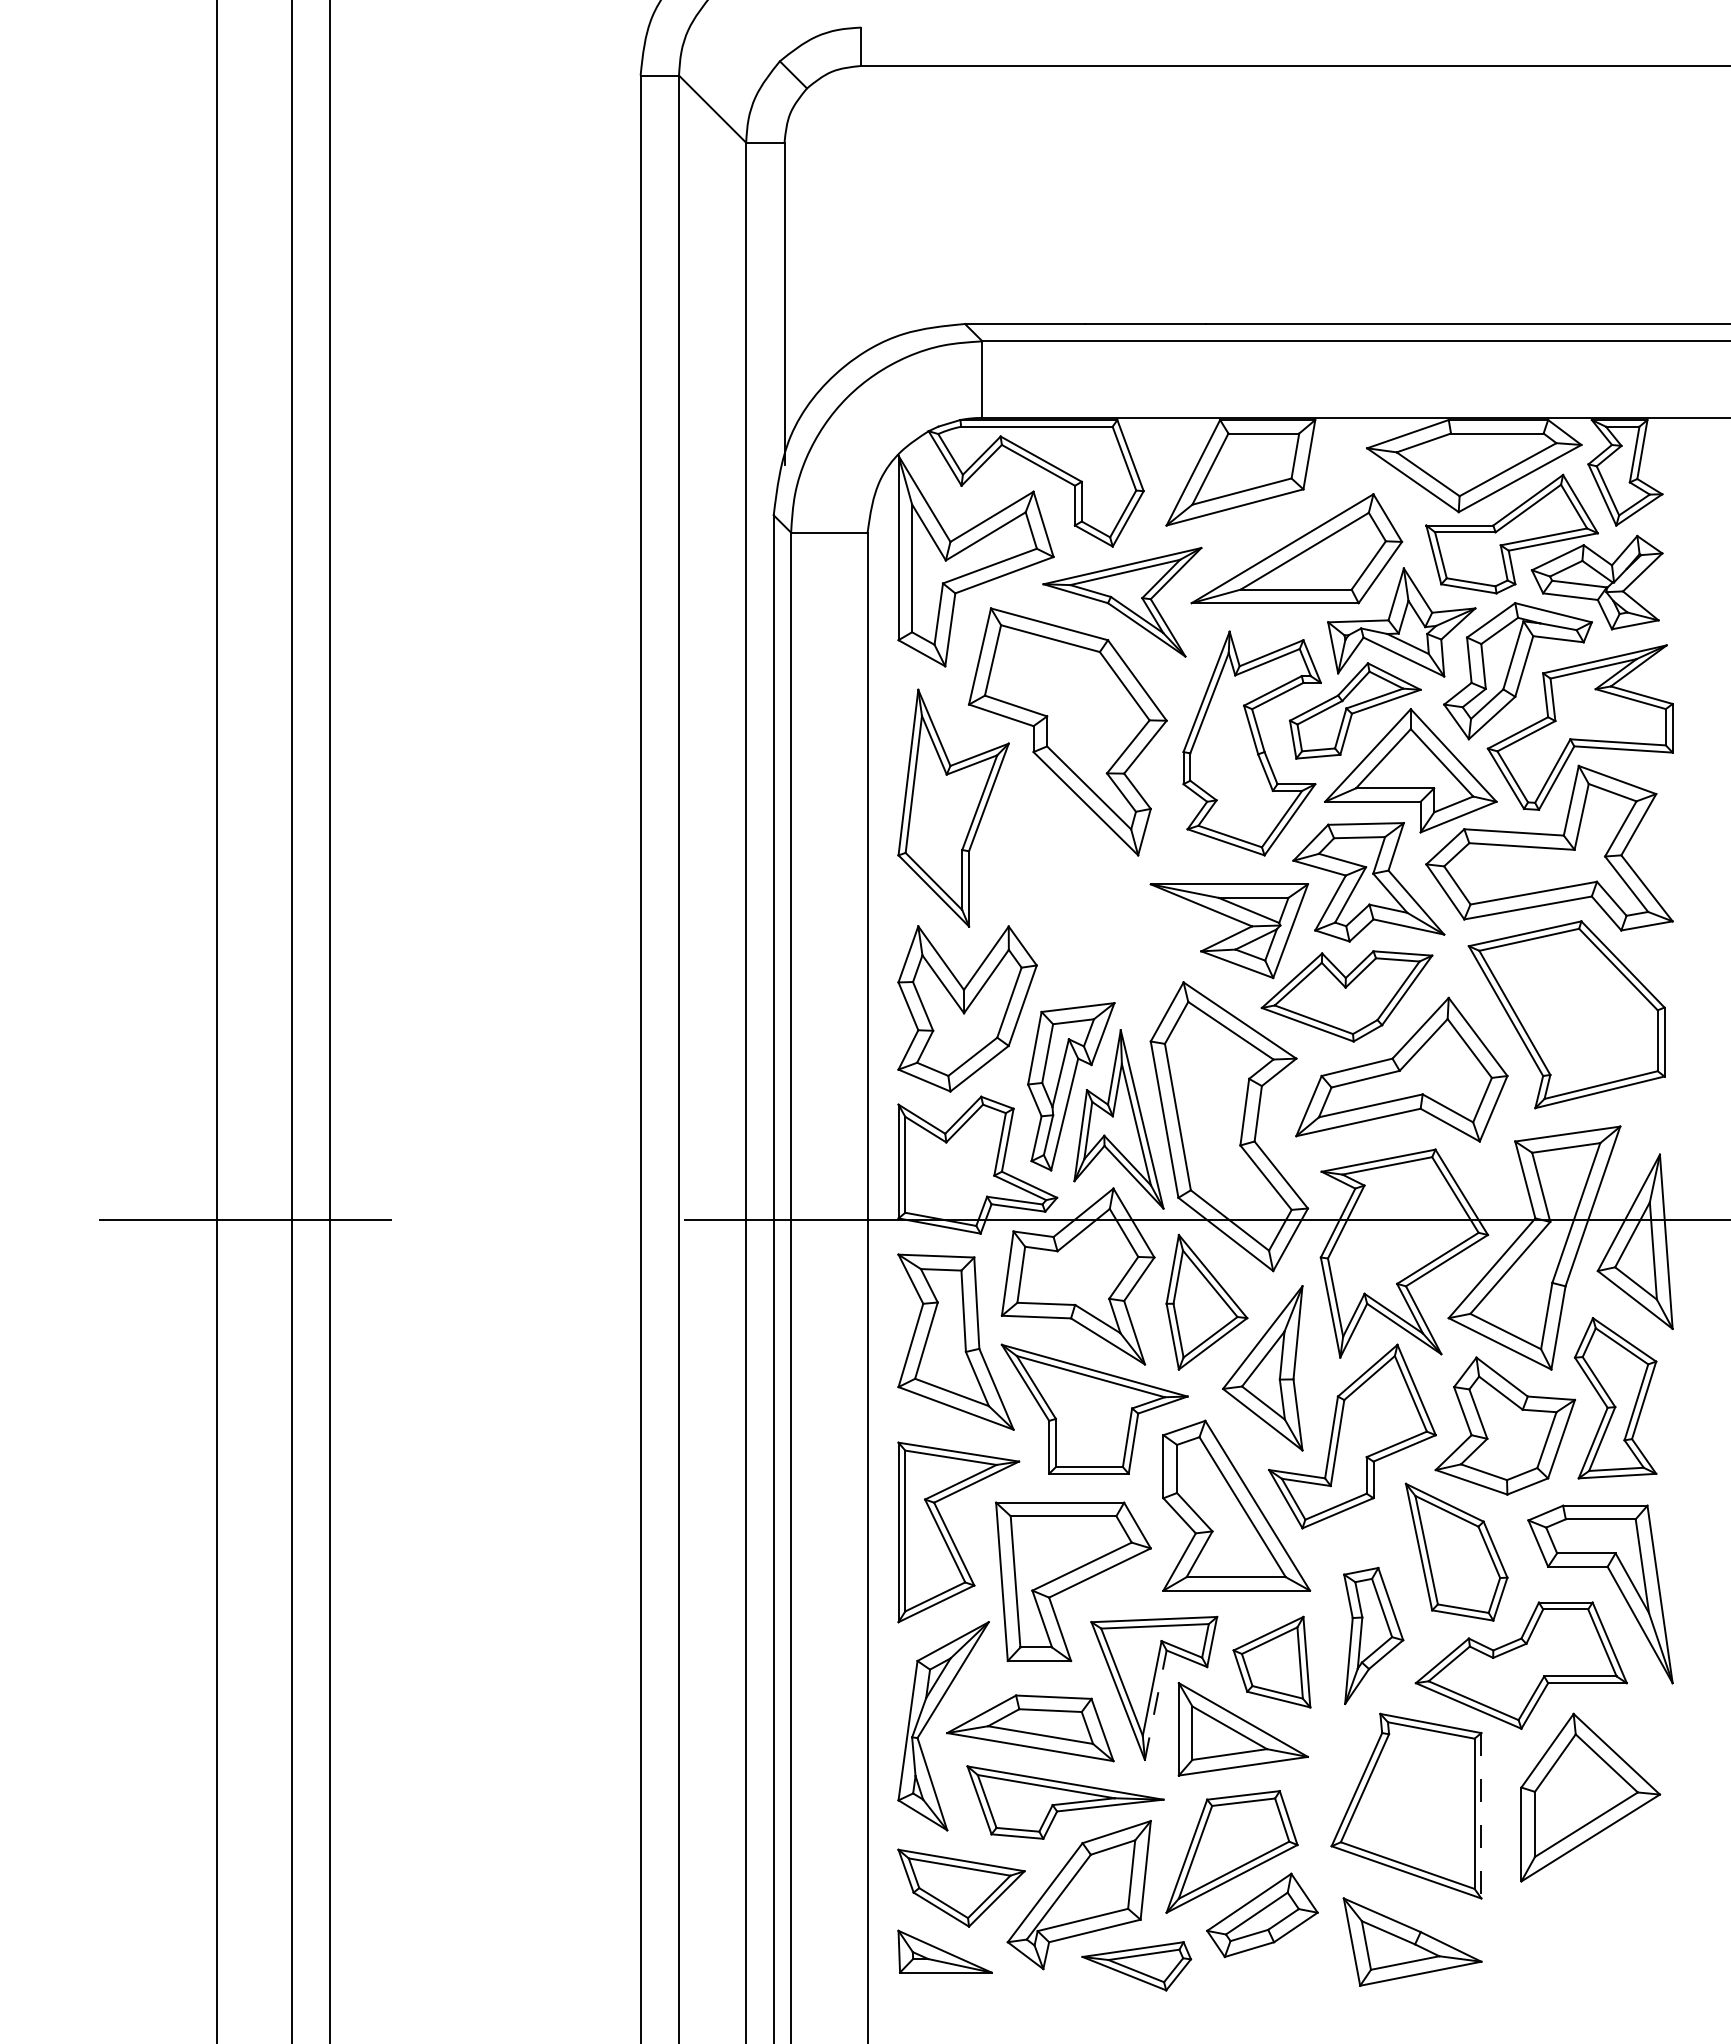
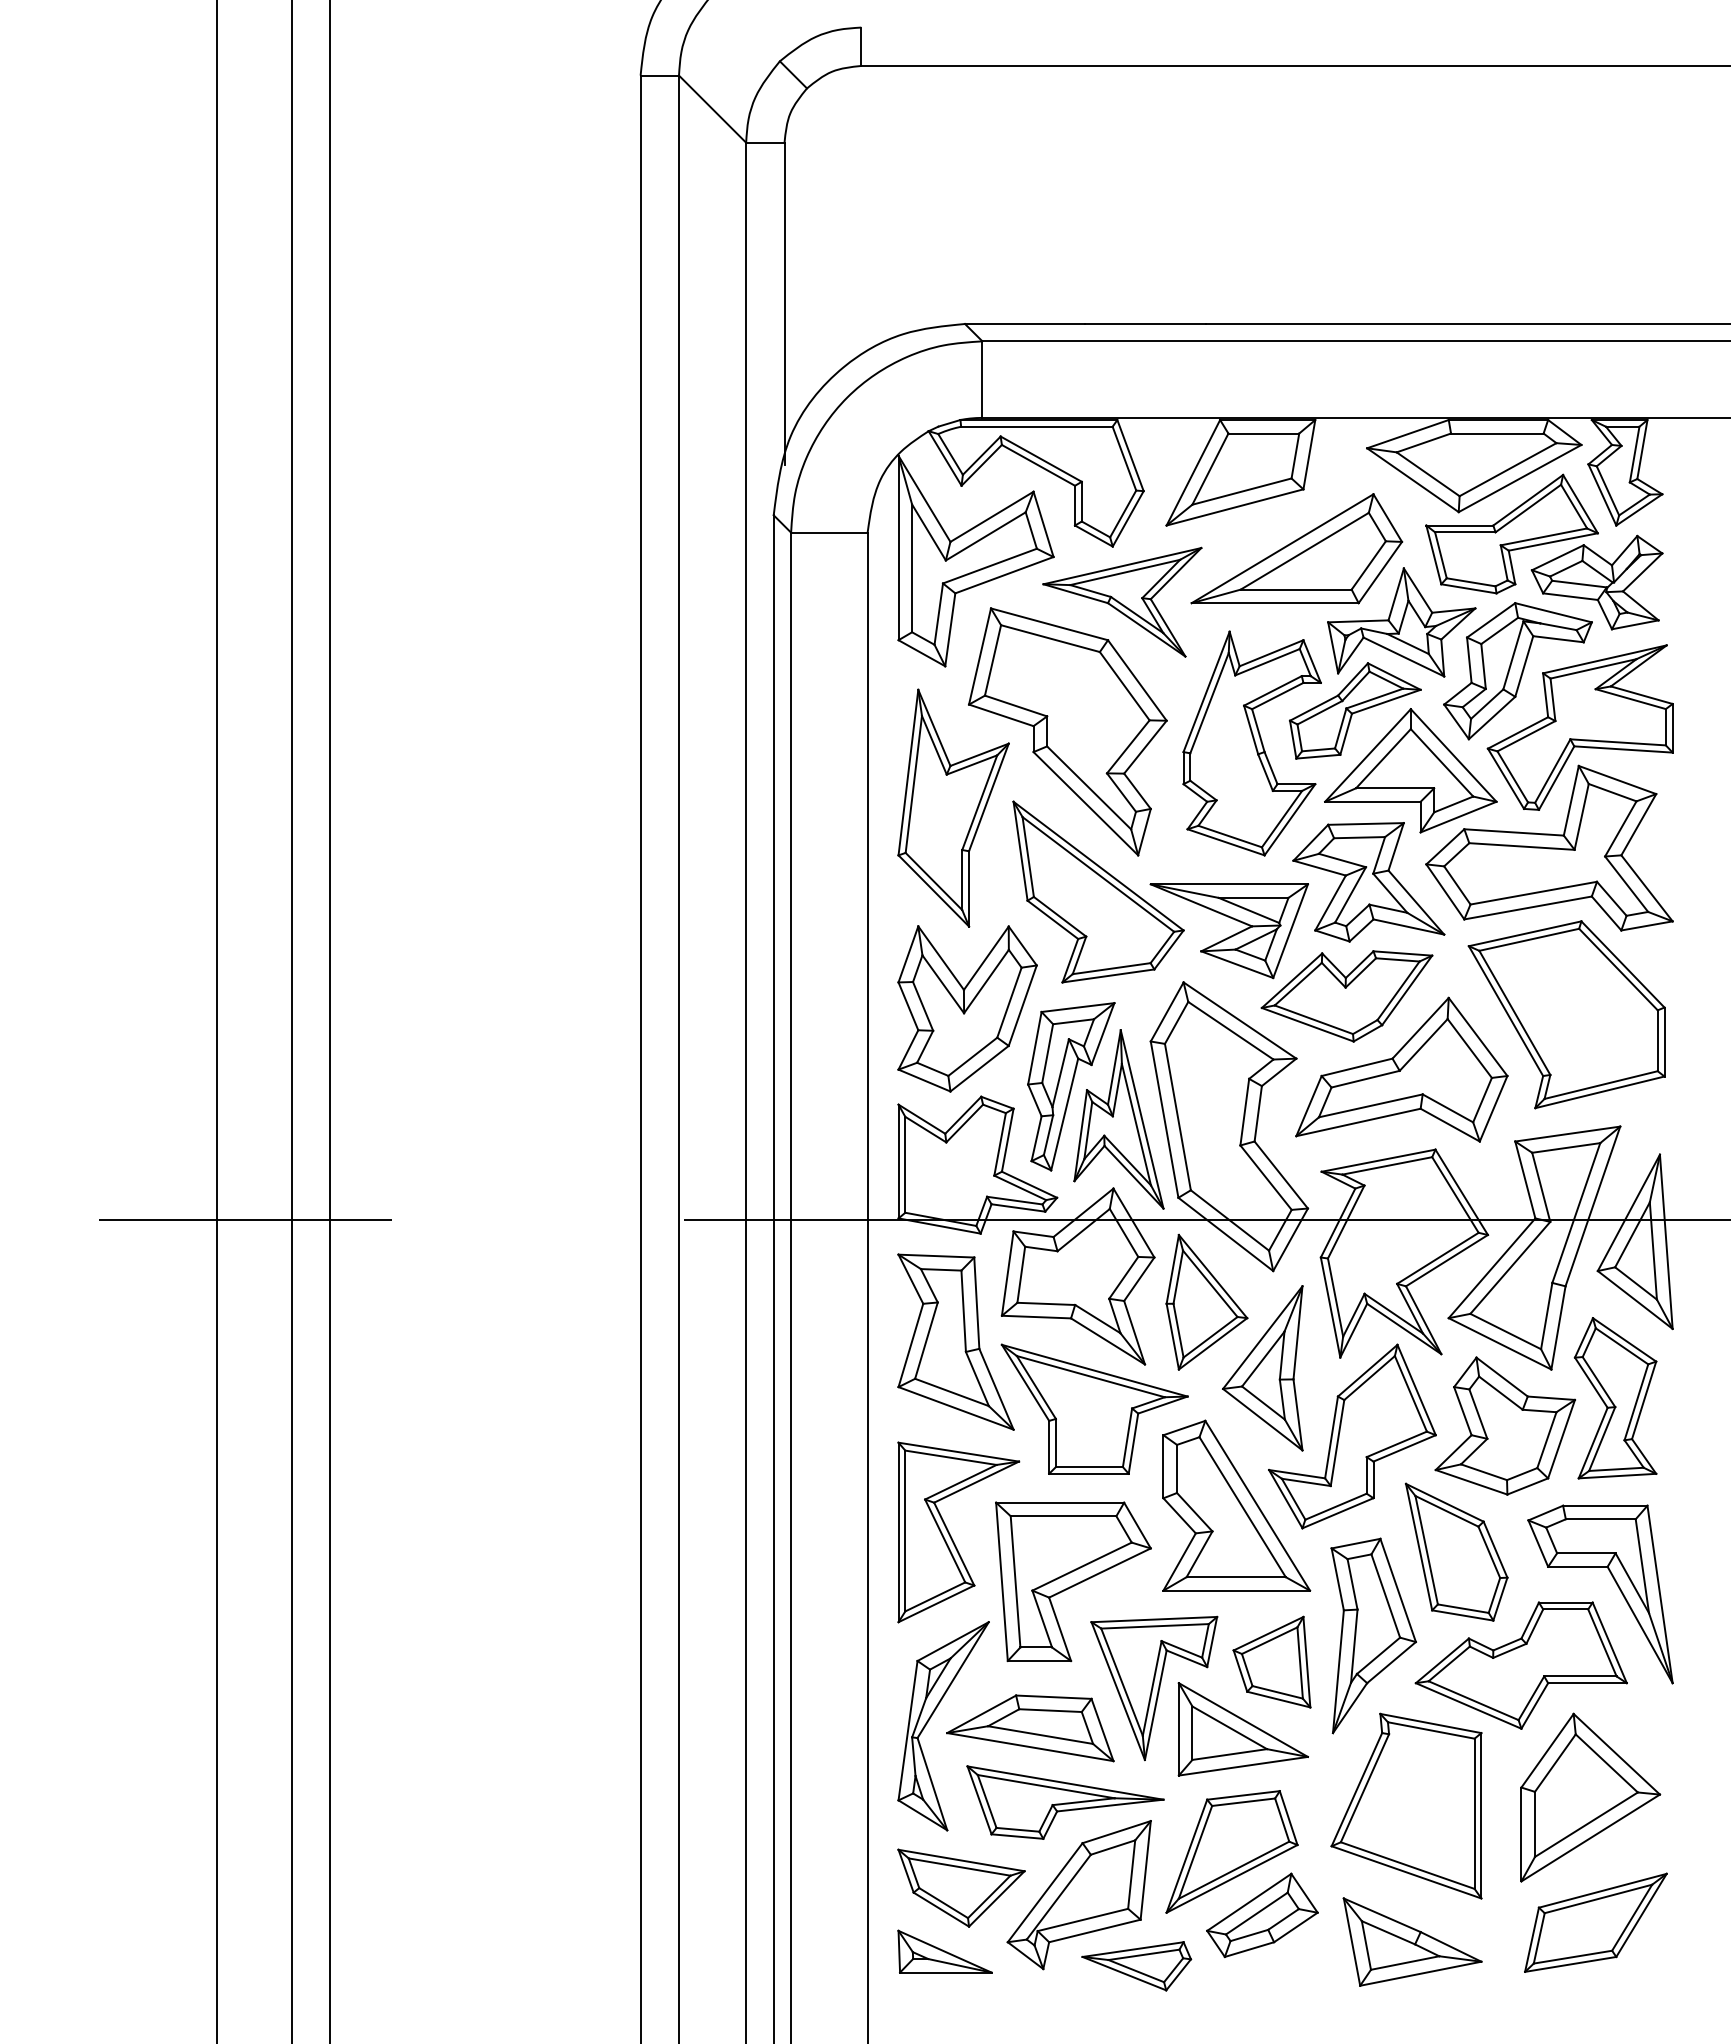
part: none -> present (1098, 891)
part size: 62x140 px -> 87x198 px (1373, 1635)
line: dashed -> solid (1155, 1705)
line: dashed -> solid (1481, 1815)
part: none -> present (1595, 1922)
